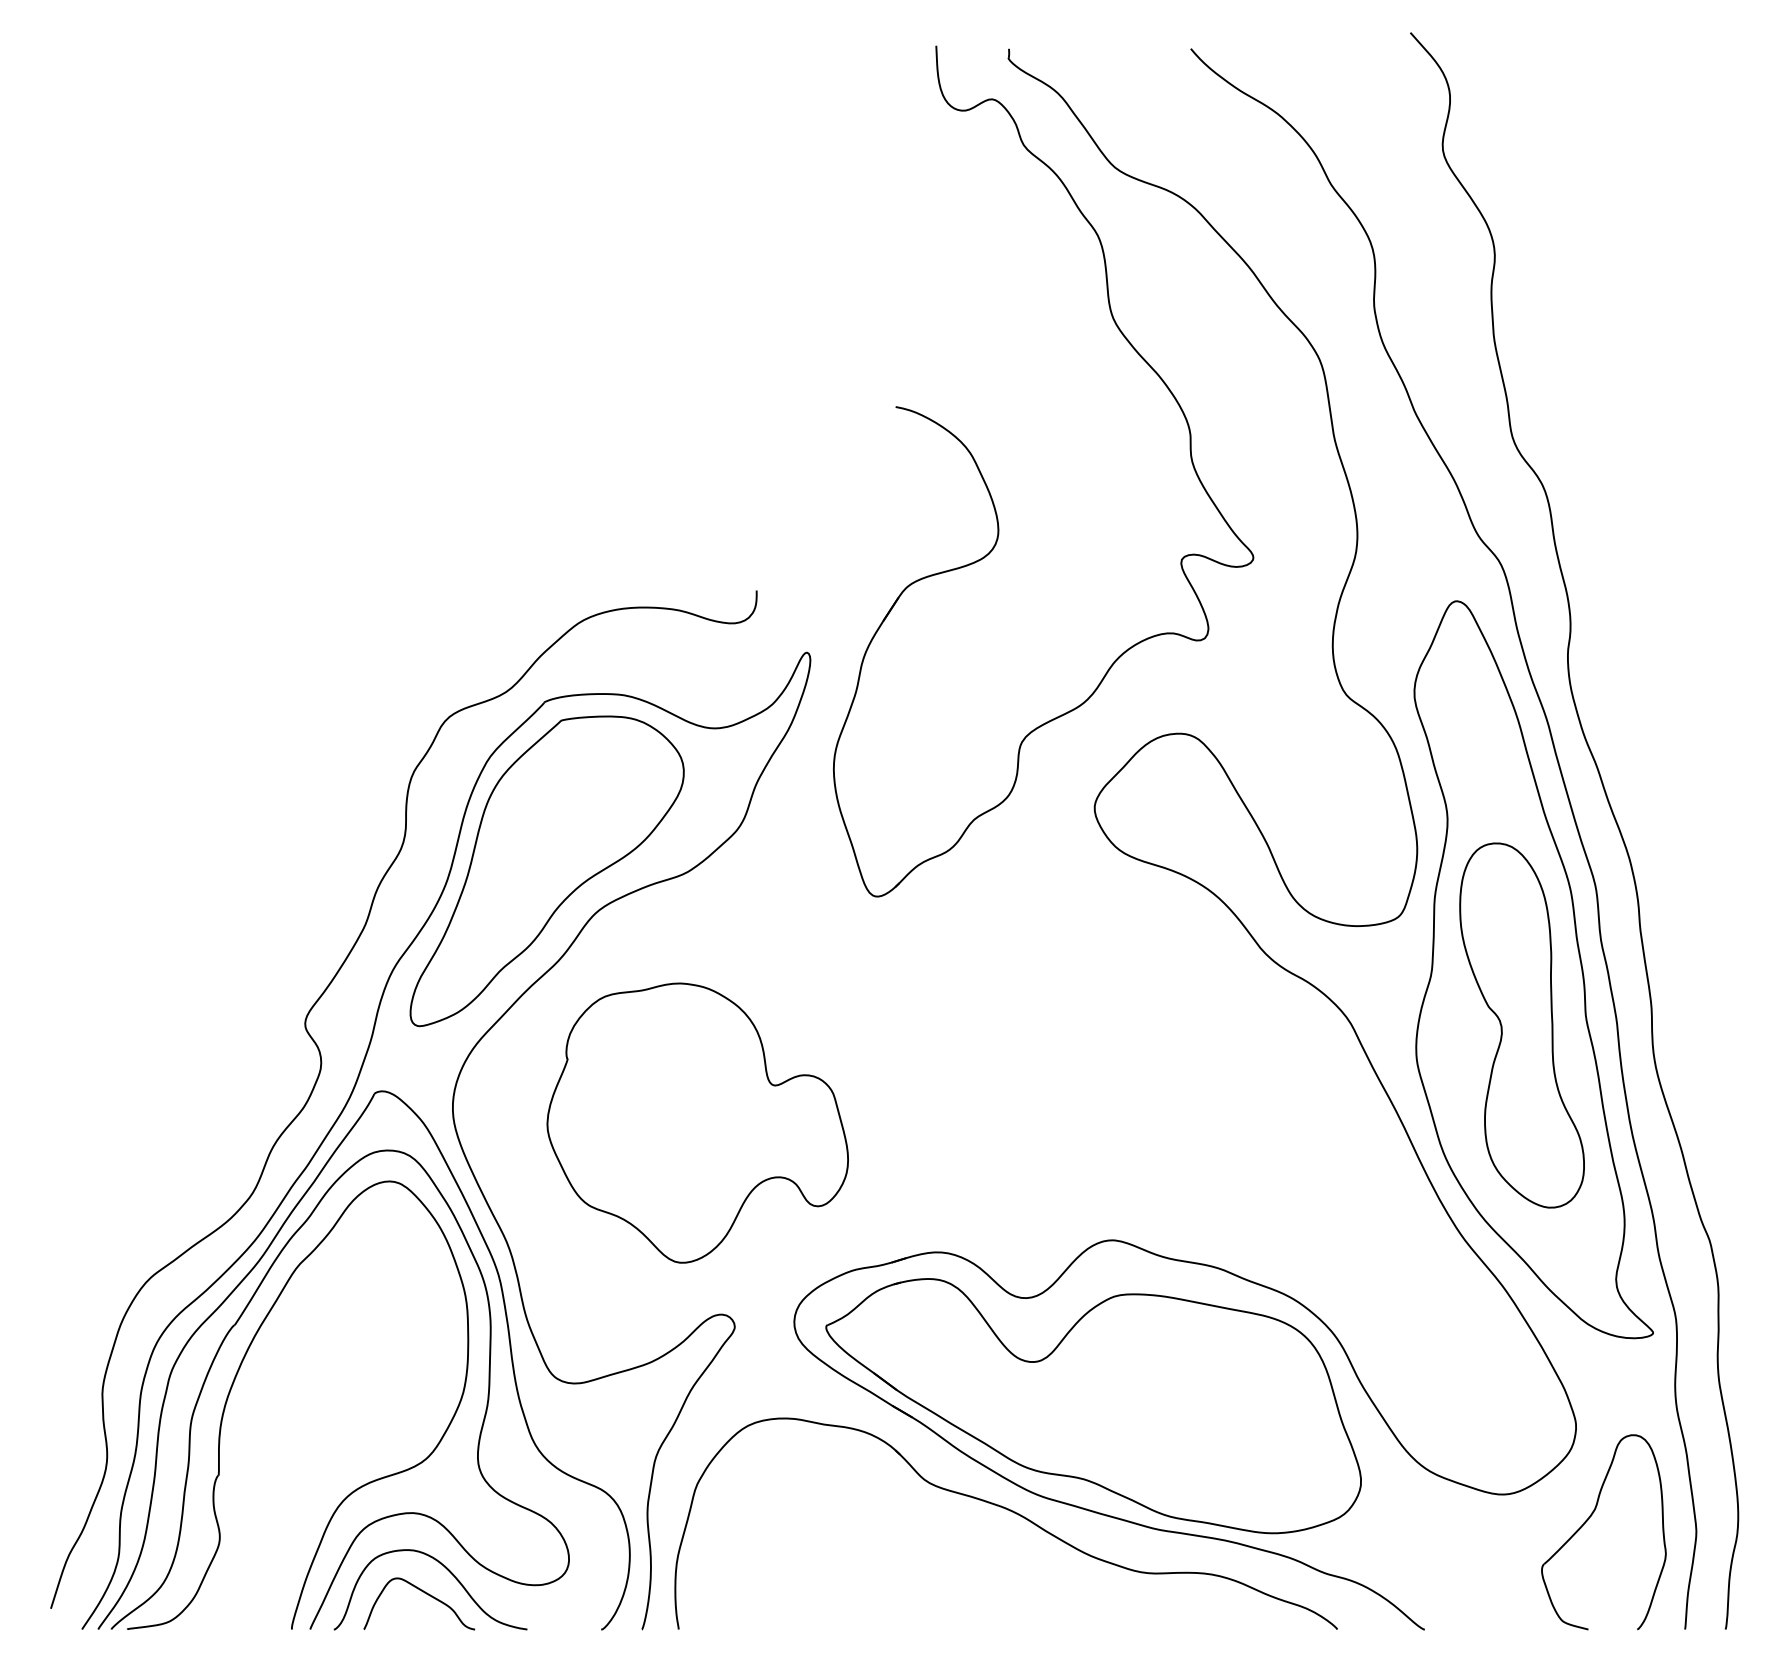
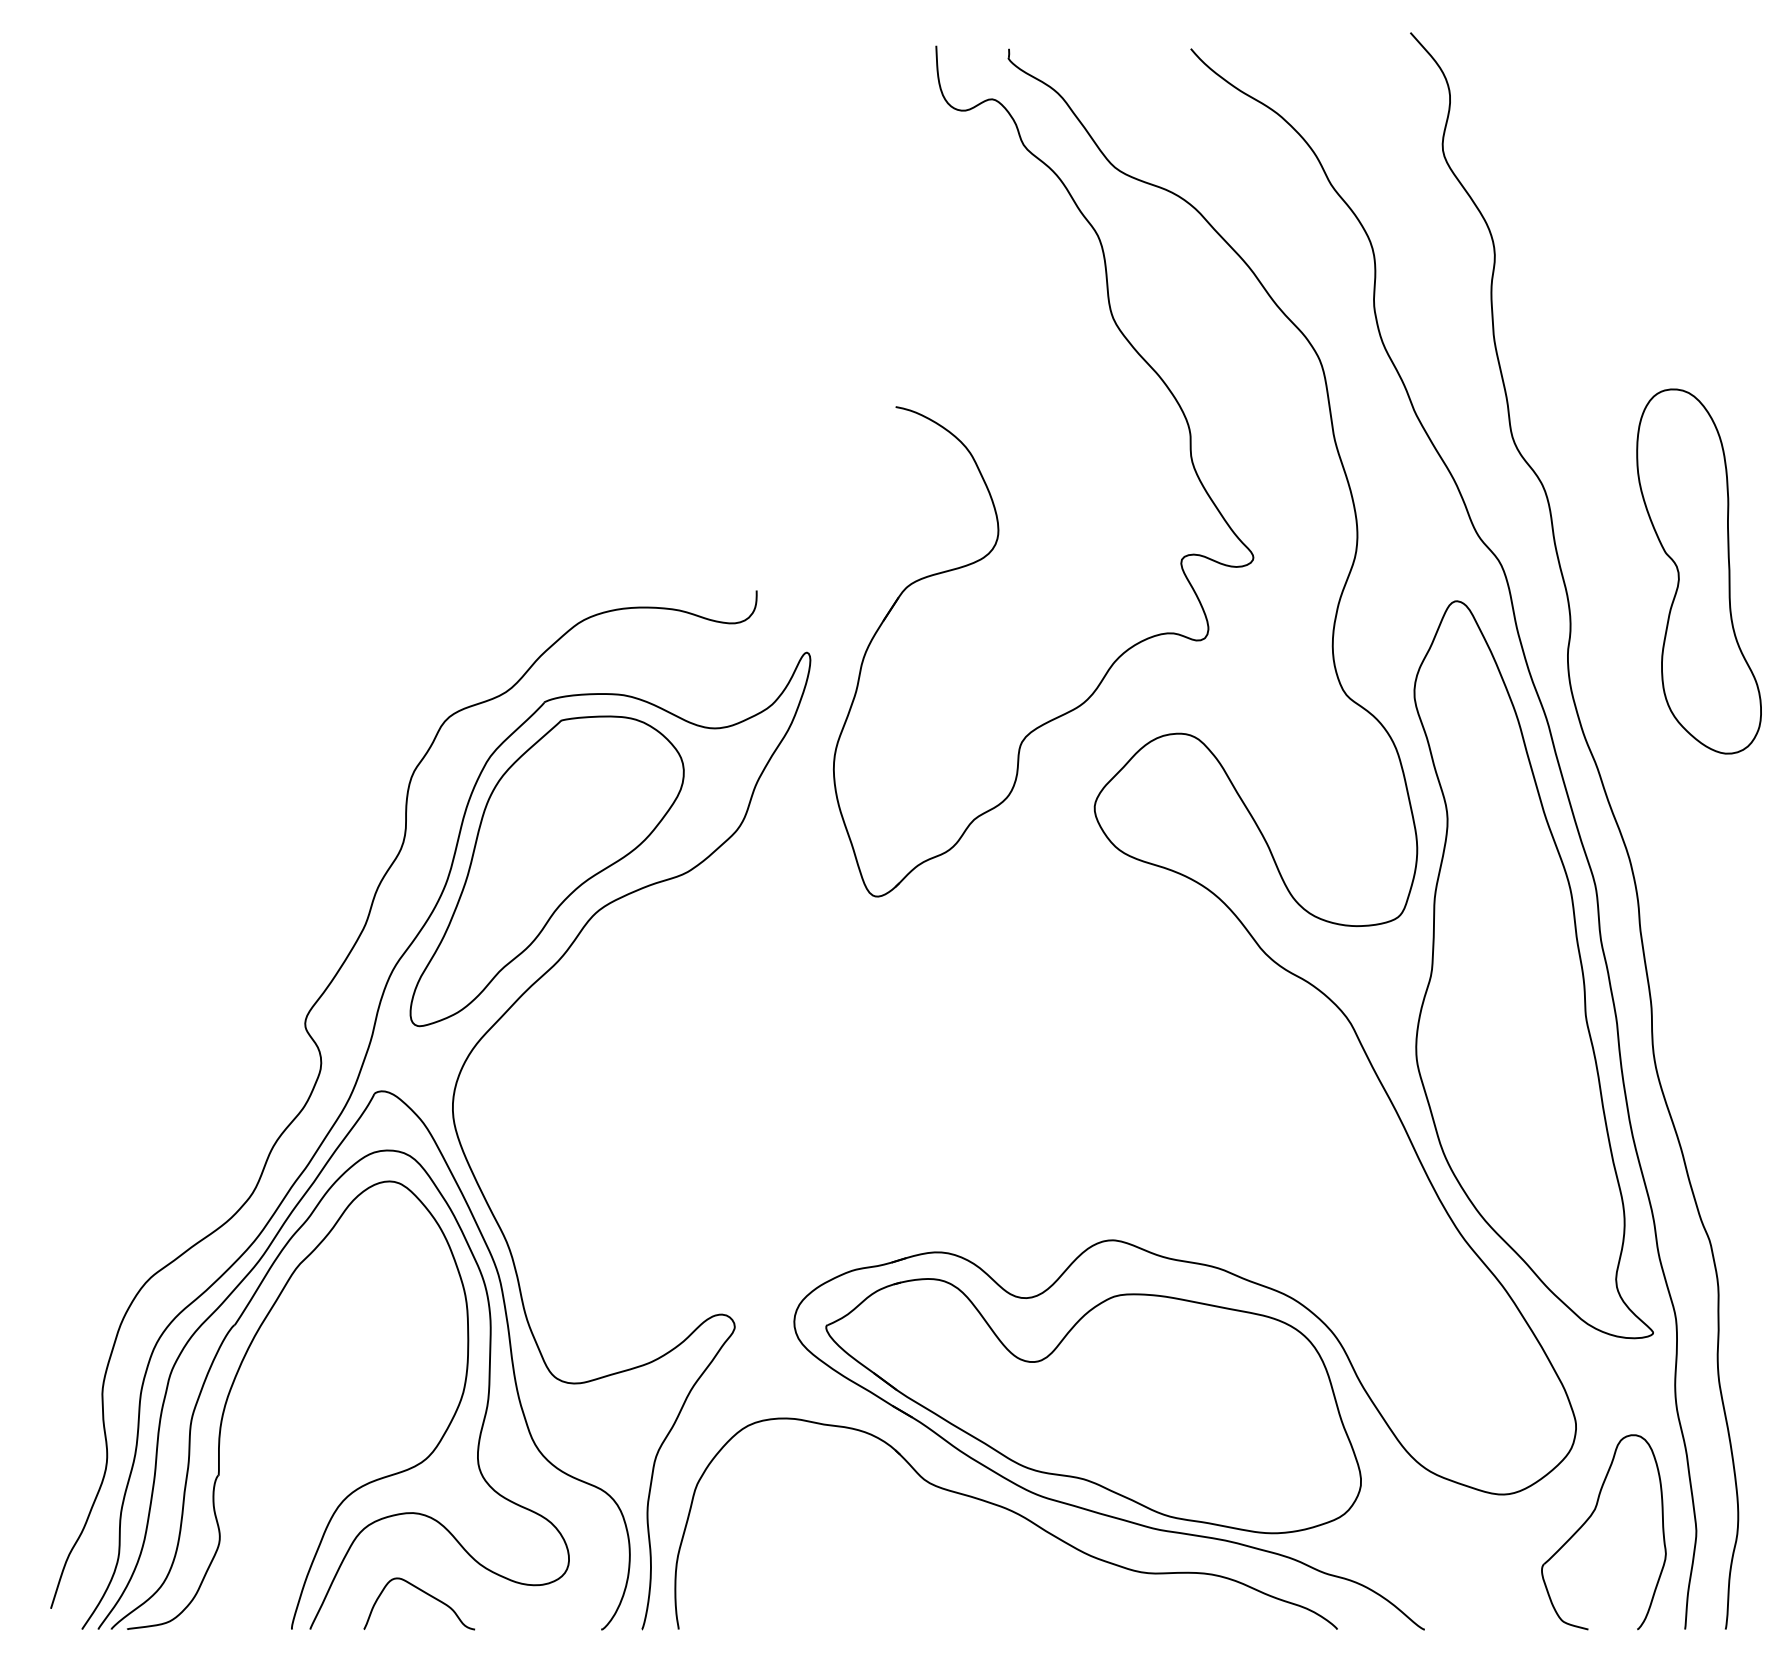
part position: (1521, 1025) -> (1698, 571) (1698, 571)
part: present -> none (697, 1122)
curve: present -> none (448, 1571)
